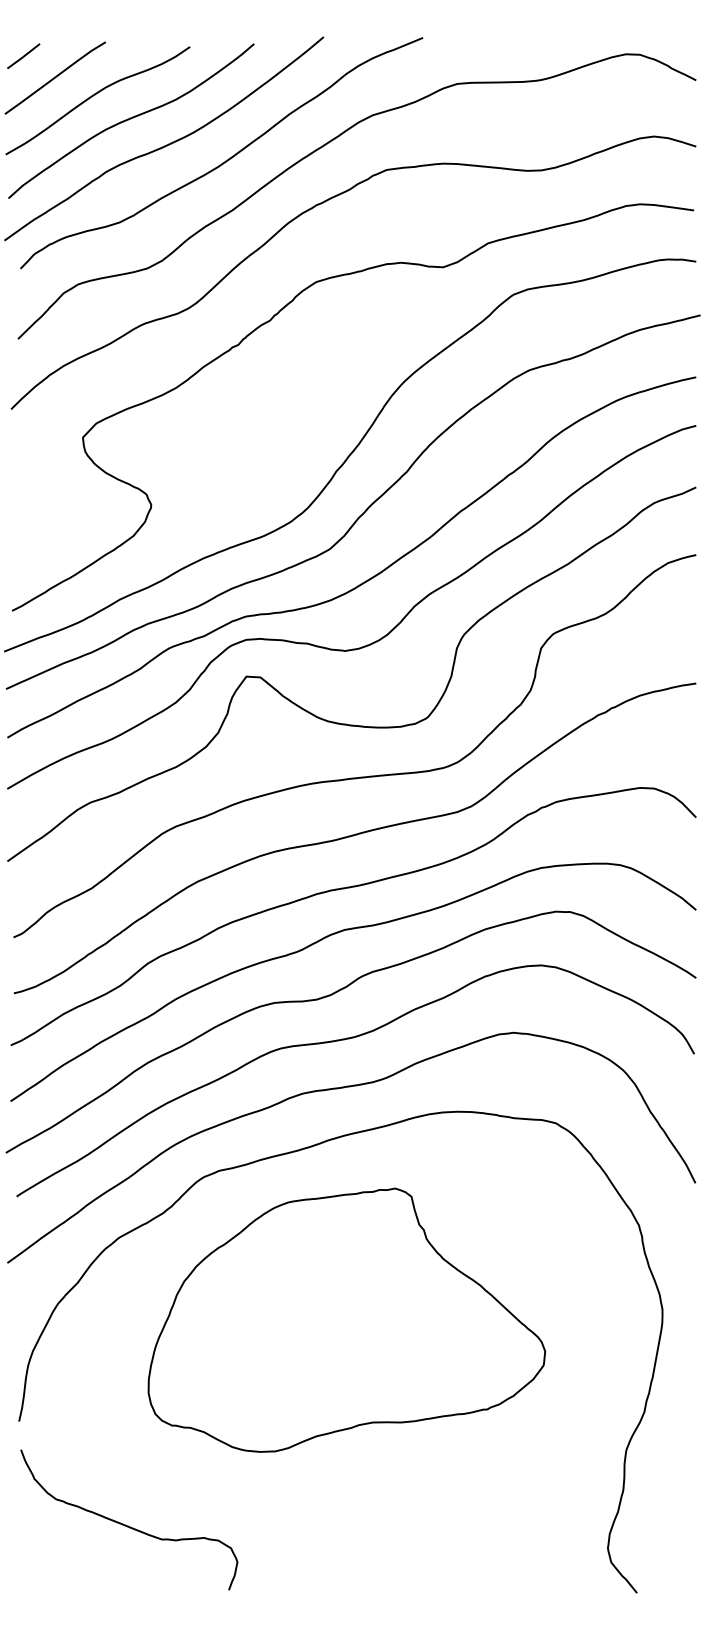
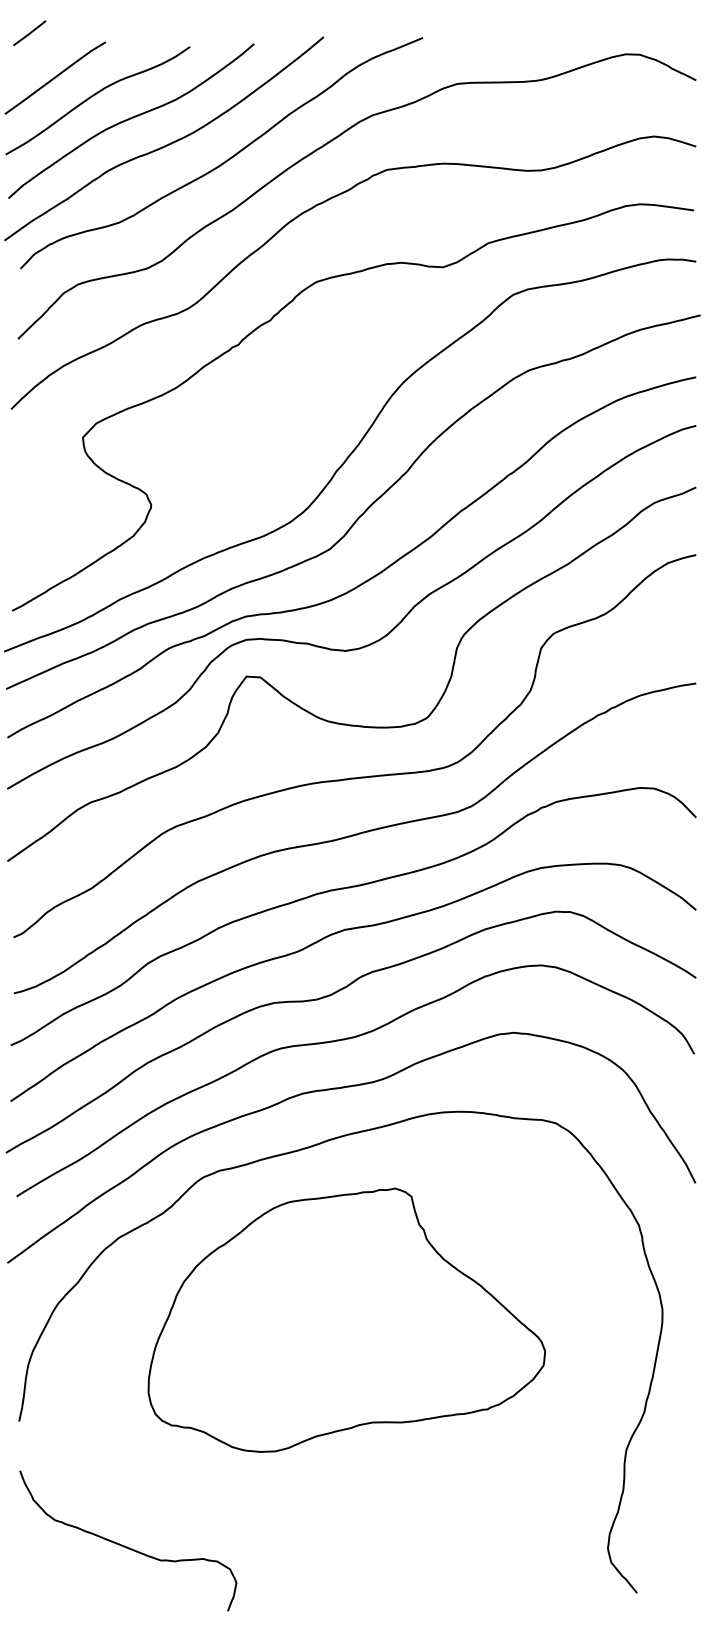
line position: (23, 55) -> (29, 32) (29, 32)
curve position: (128, 1525) -> (127, 1546) (127, 1546)
